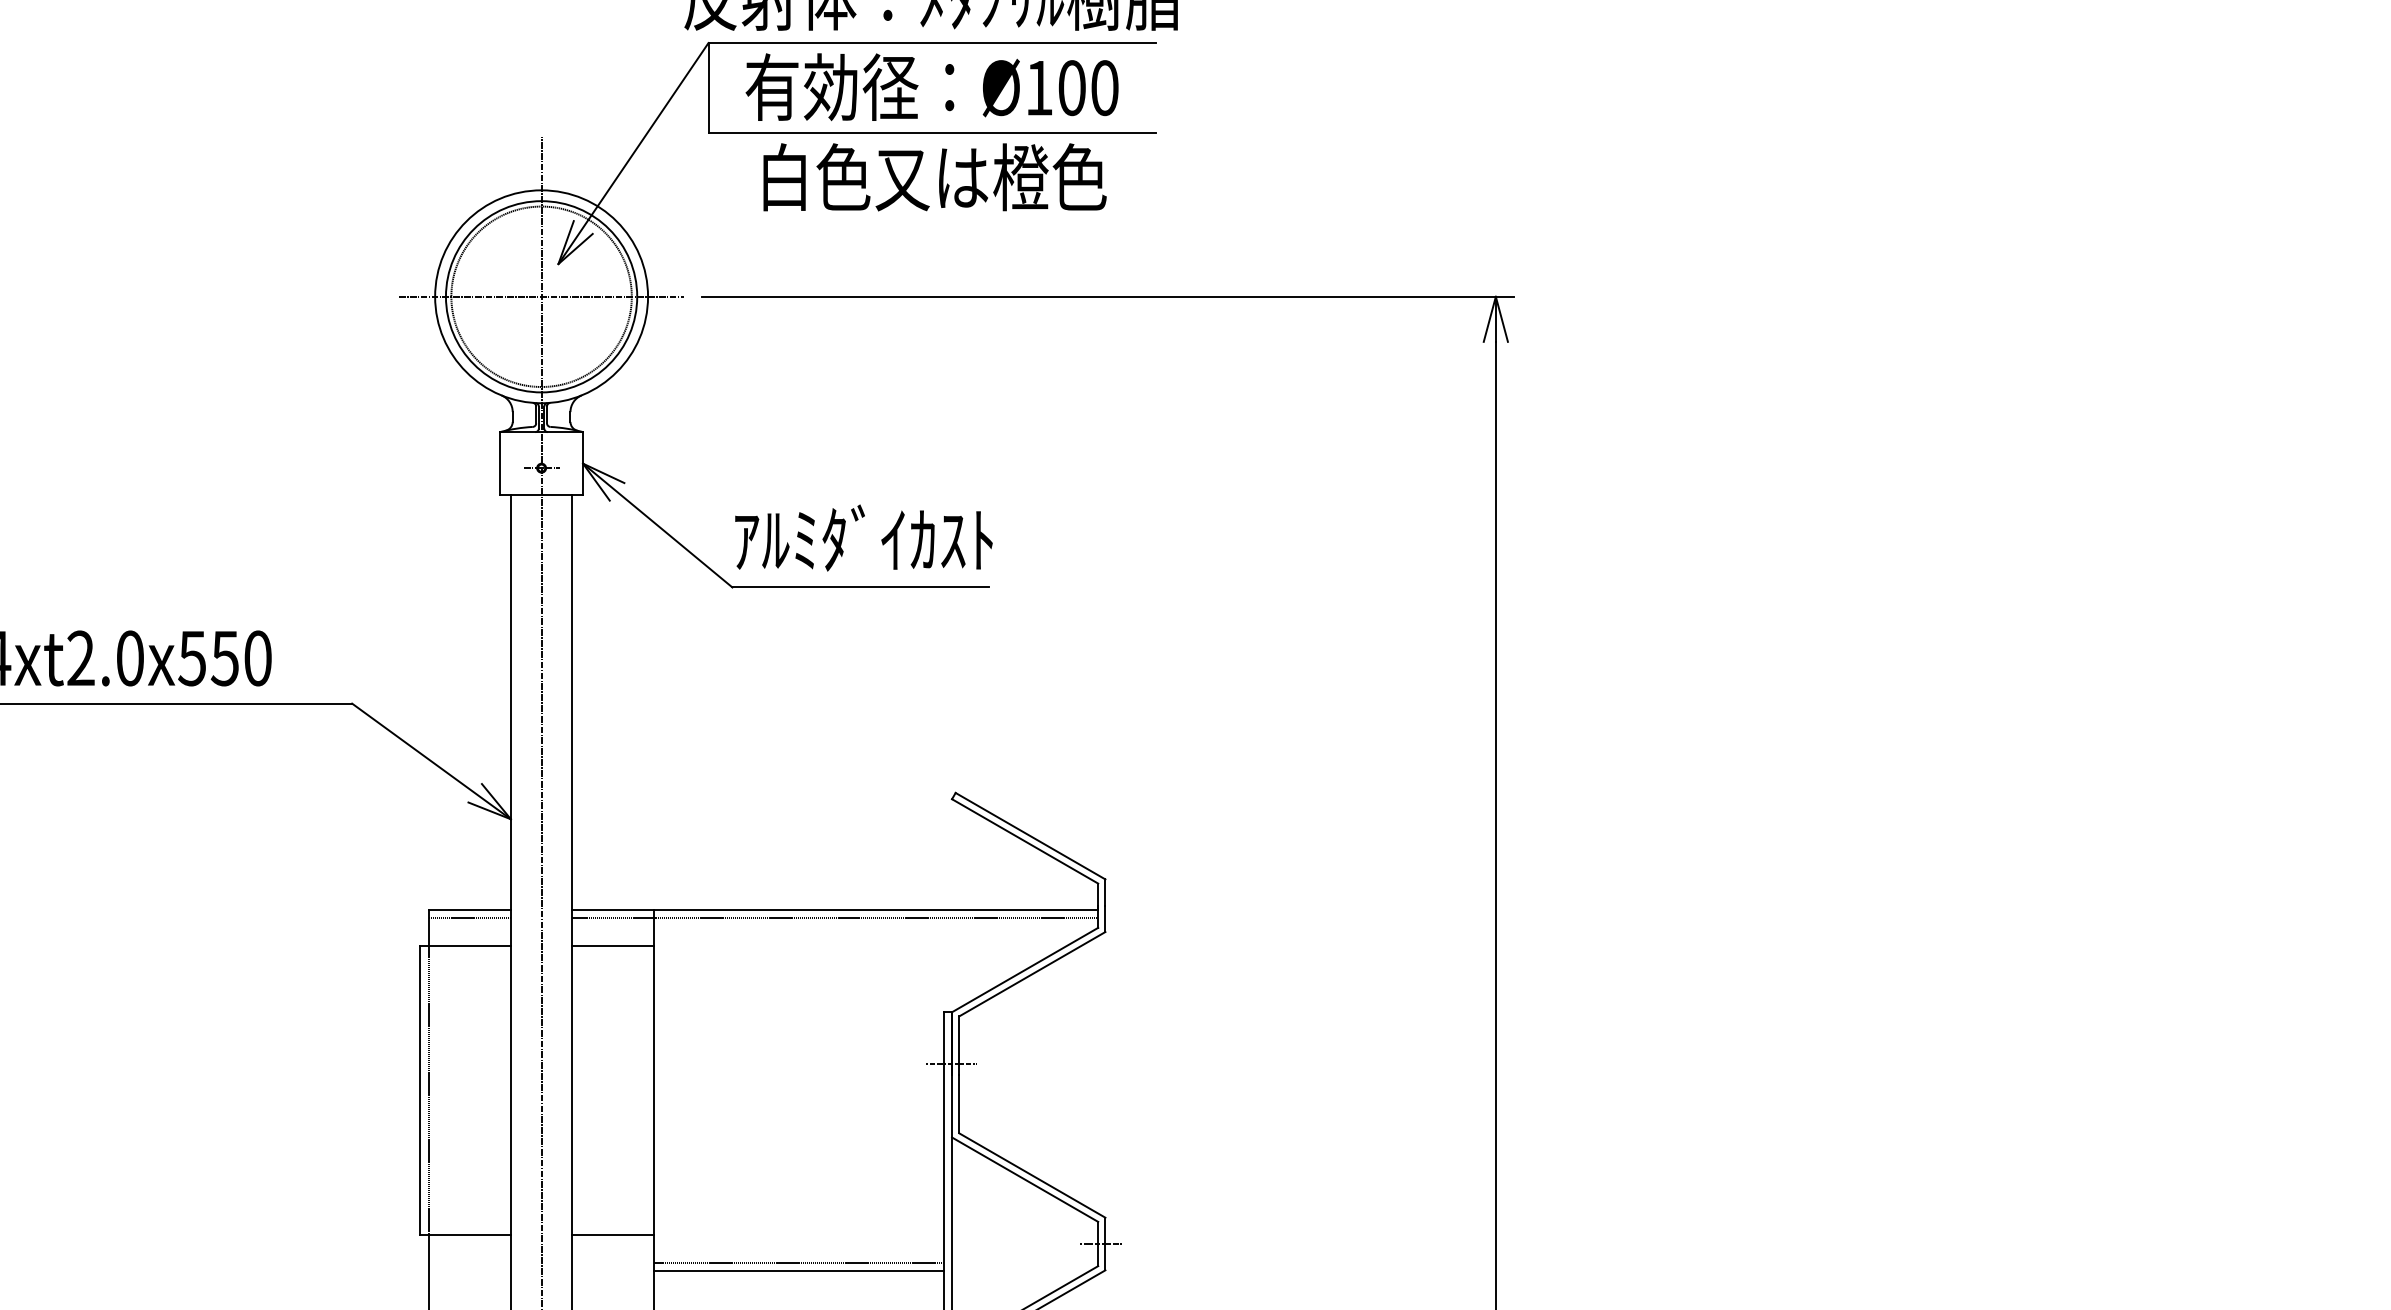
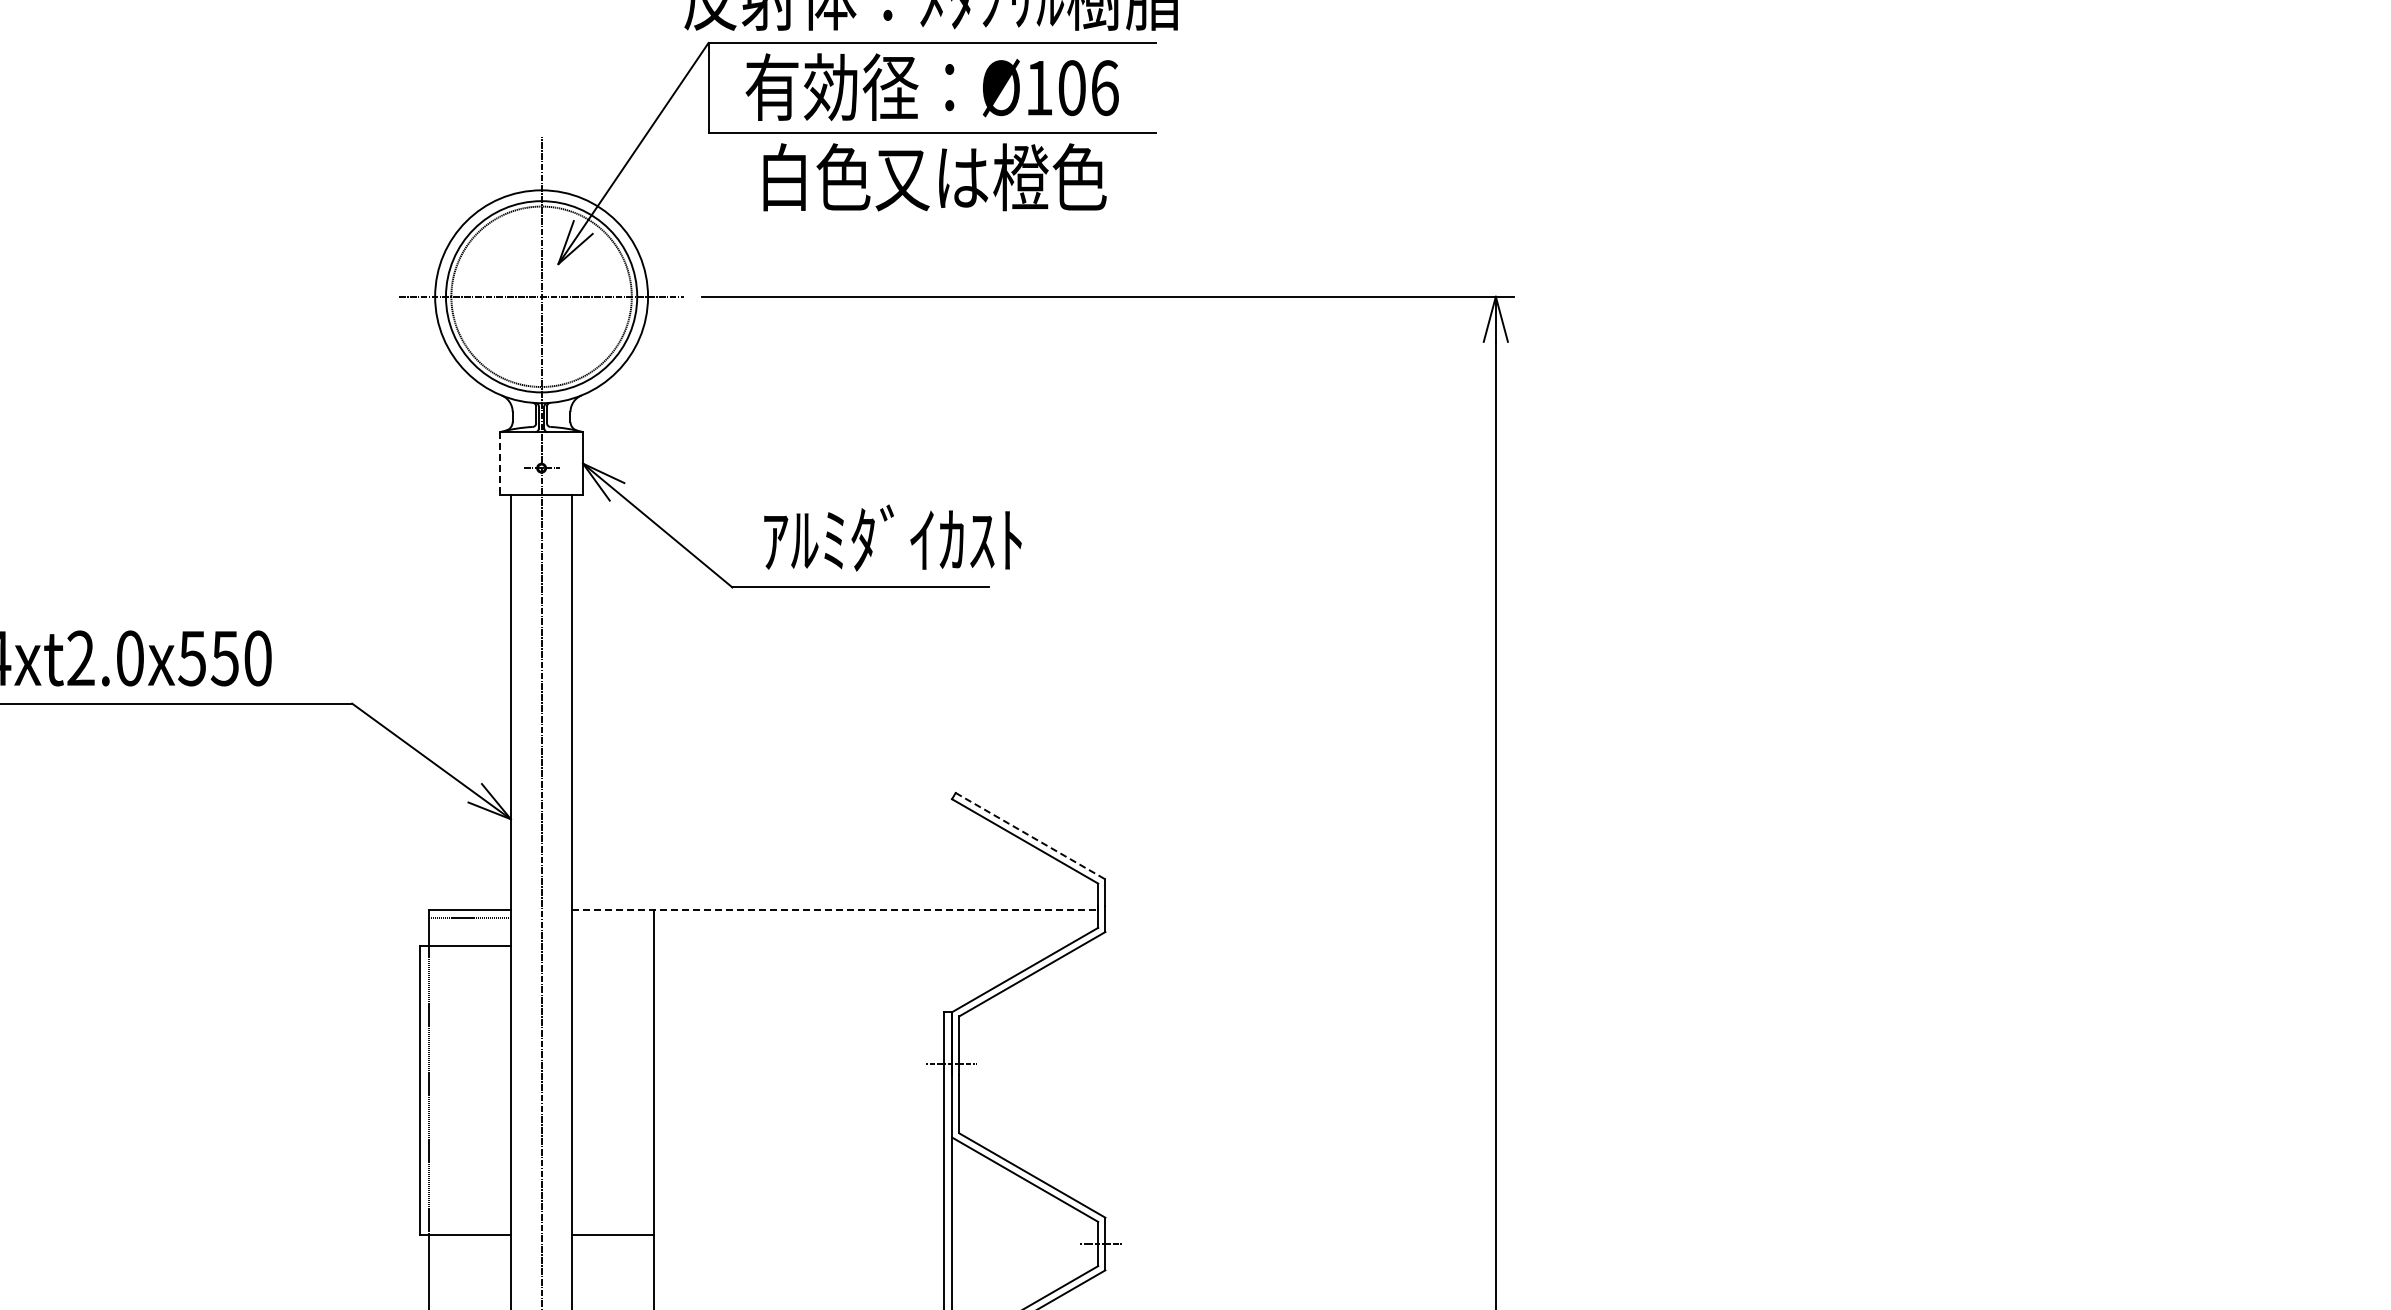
text: Ø100 -> Ø106 (1104, 88)
line: solid -> dashed (500, 463)
text position: (863, 537) -> (892, 537) (892, 537)
line: solid -> dashed (1030, 836)
line: solid -> dashed (835, 910)
line: present -> none (835, 918)
line: present -> none (613, 946)
line: present -> none (798, 1262)
line: present -> none (798, 1271)
